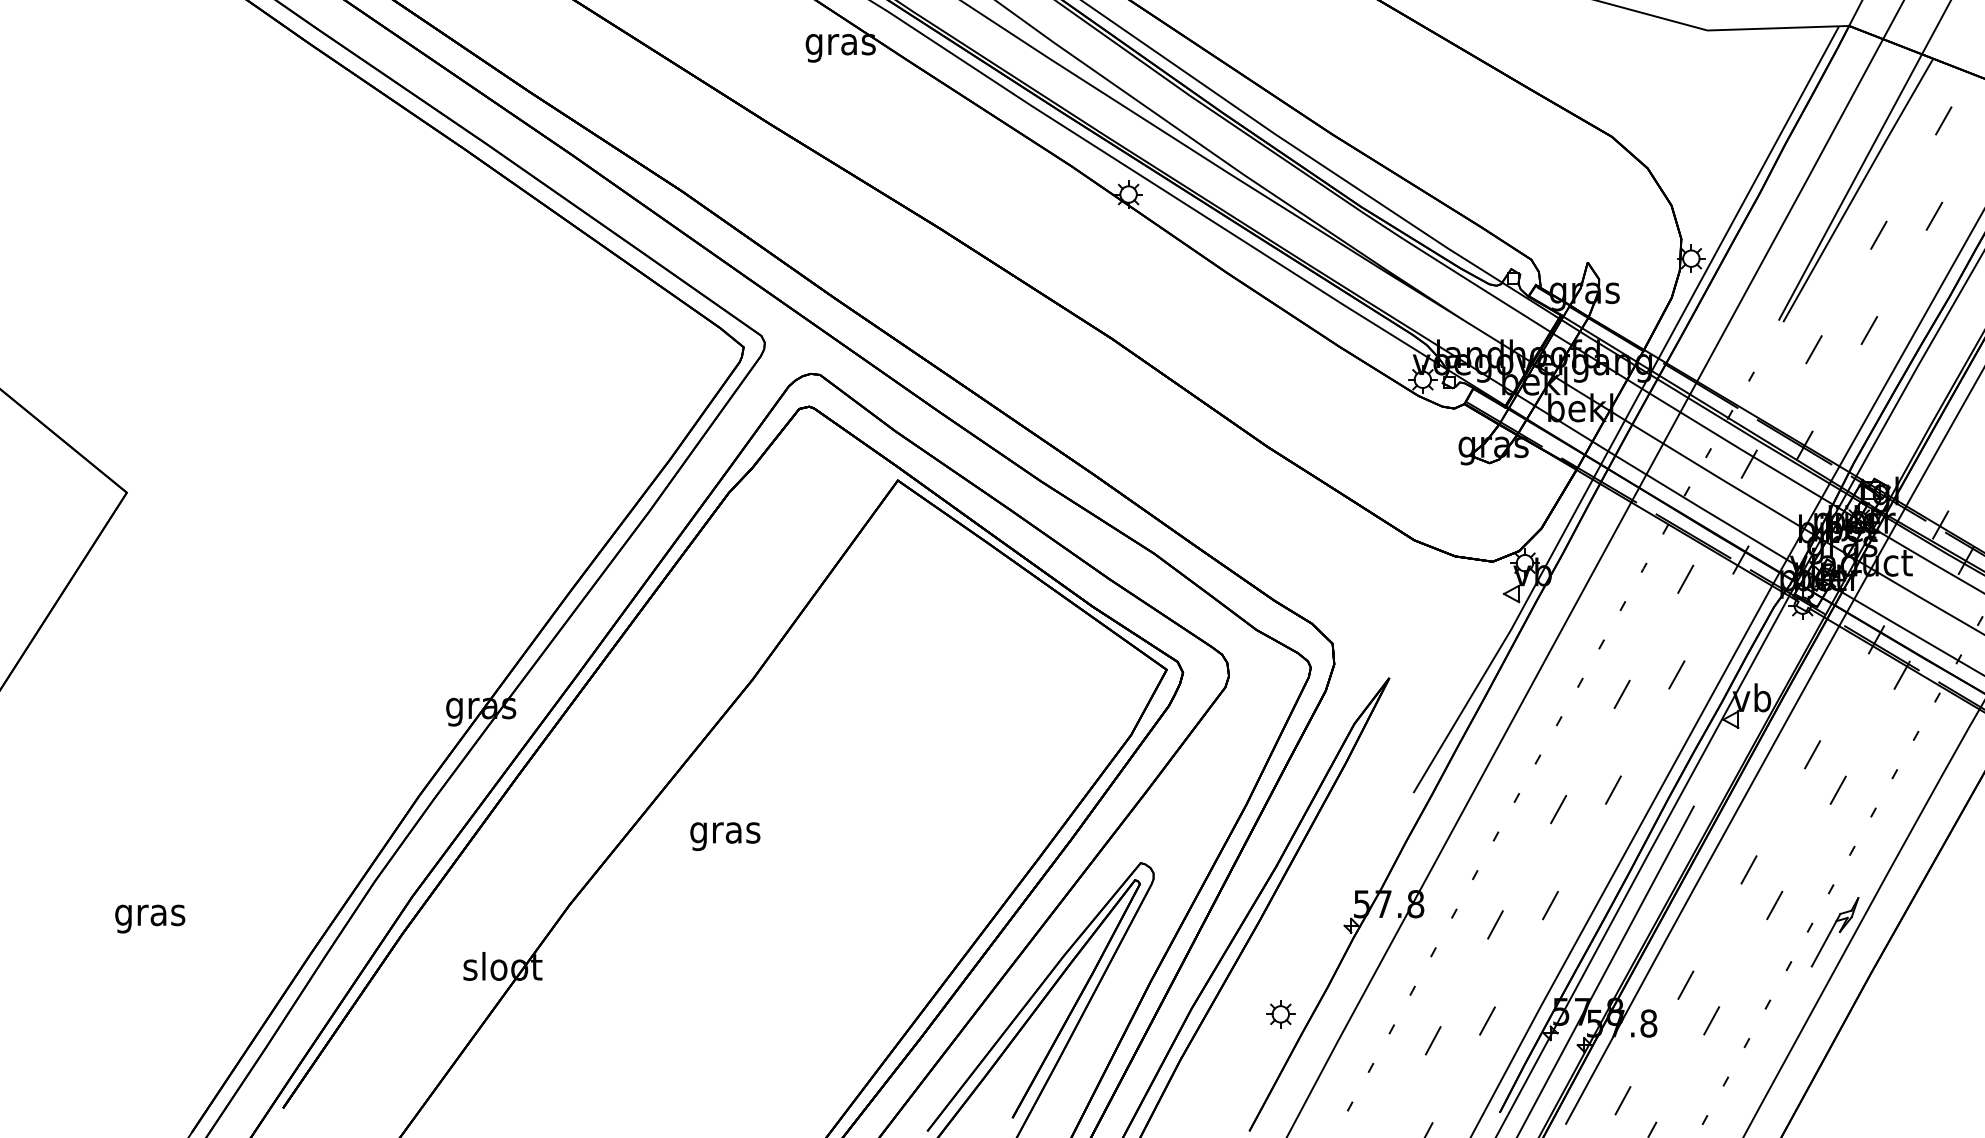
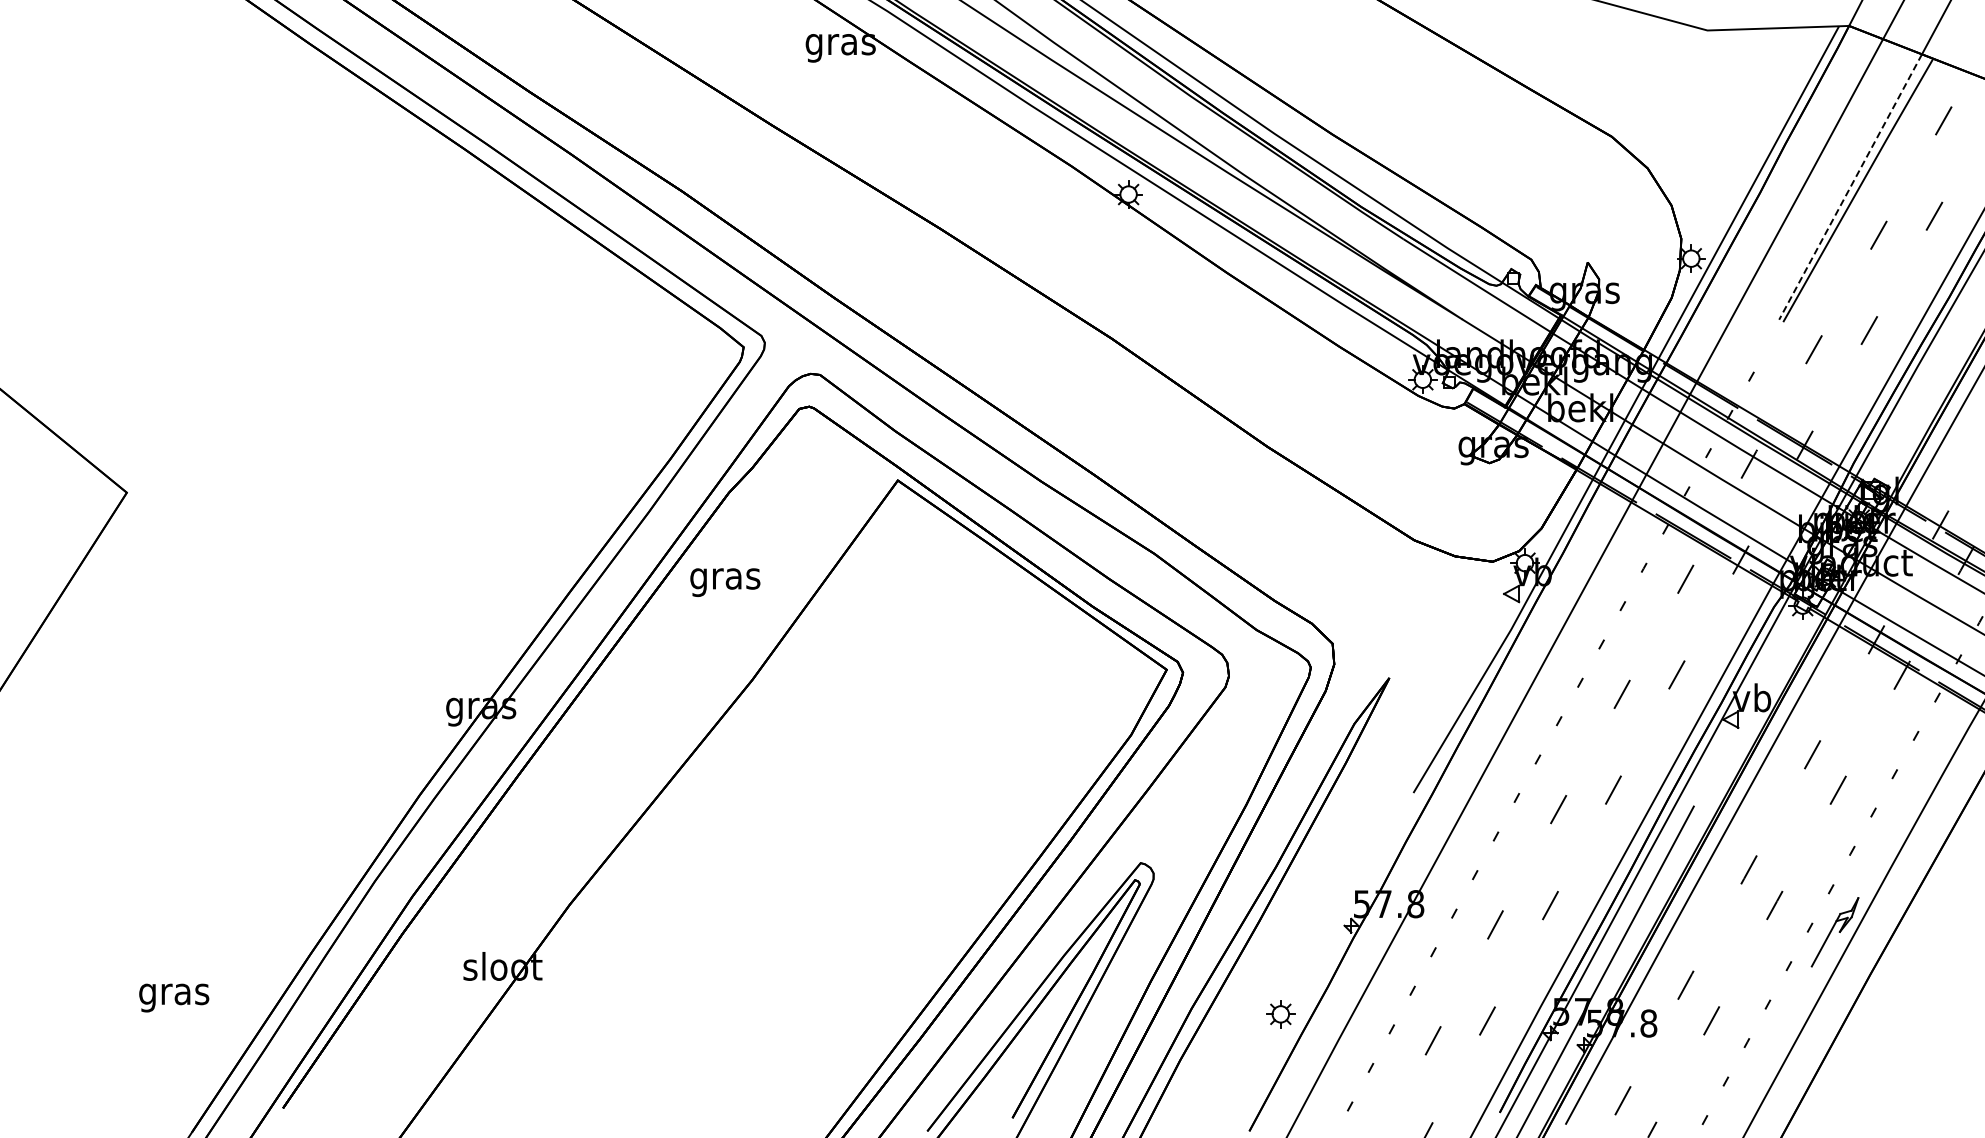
line: solid -> dashed (1850, 187)
text position: (725, 836) -> (725, 582) (725, 582)
text position: (150, 918) -> (174, 997) (174, 997)
